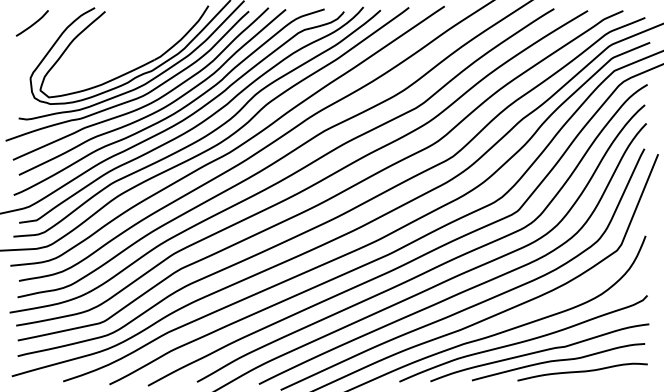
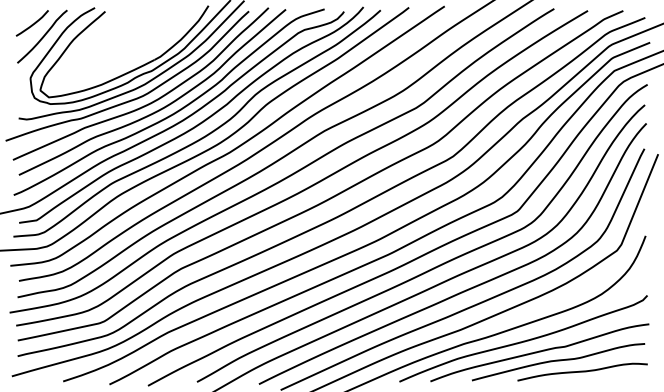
curve: none -> present (42, 36)
